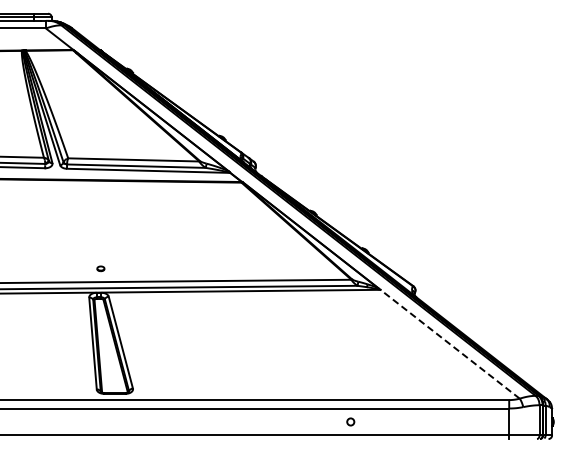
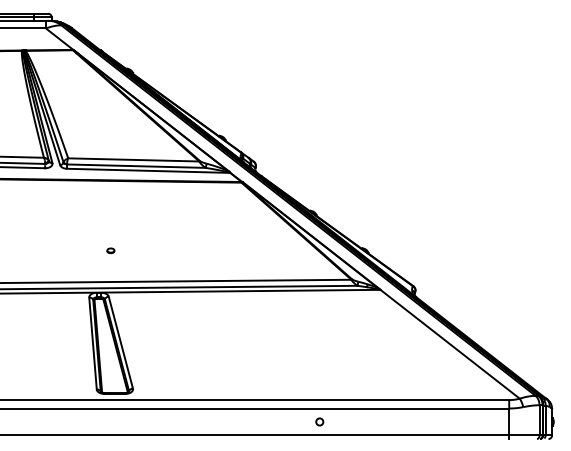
part position: (100, 268) -> (110, 250) (110, 250)
line: dashed -> solid (449, 343)
circle position: (350, 421) -> (319, 421) (319, 421)
